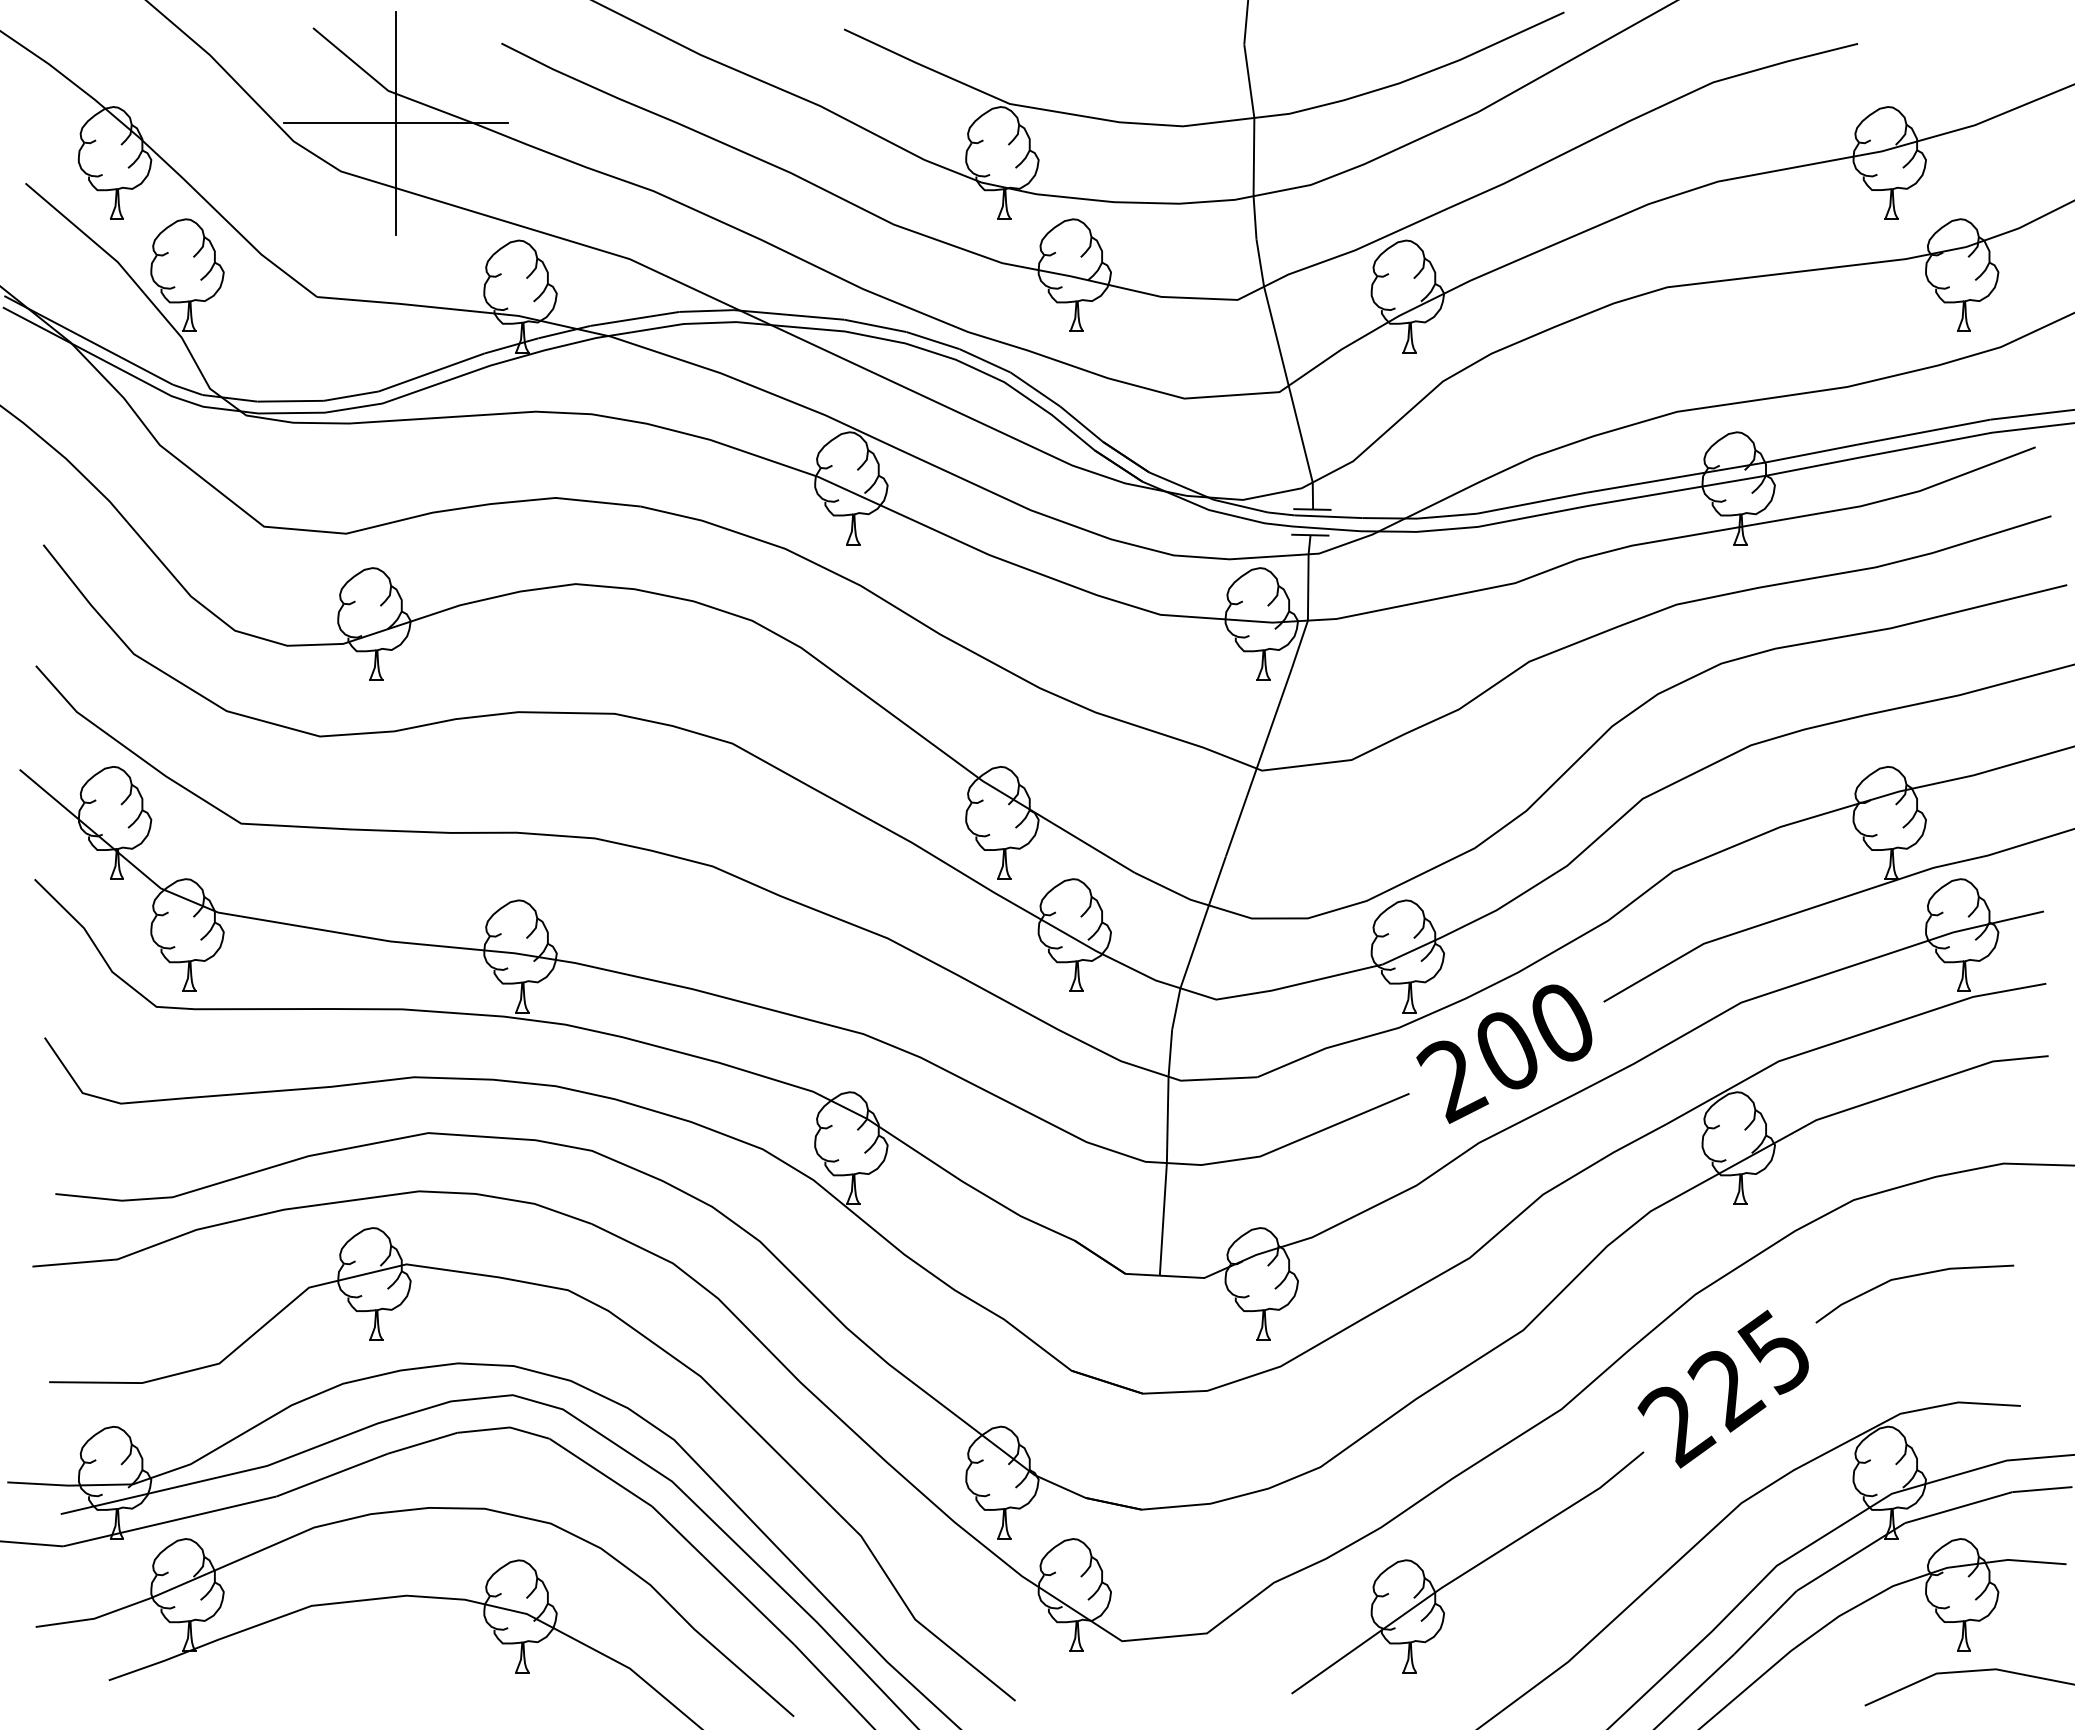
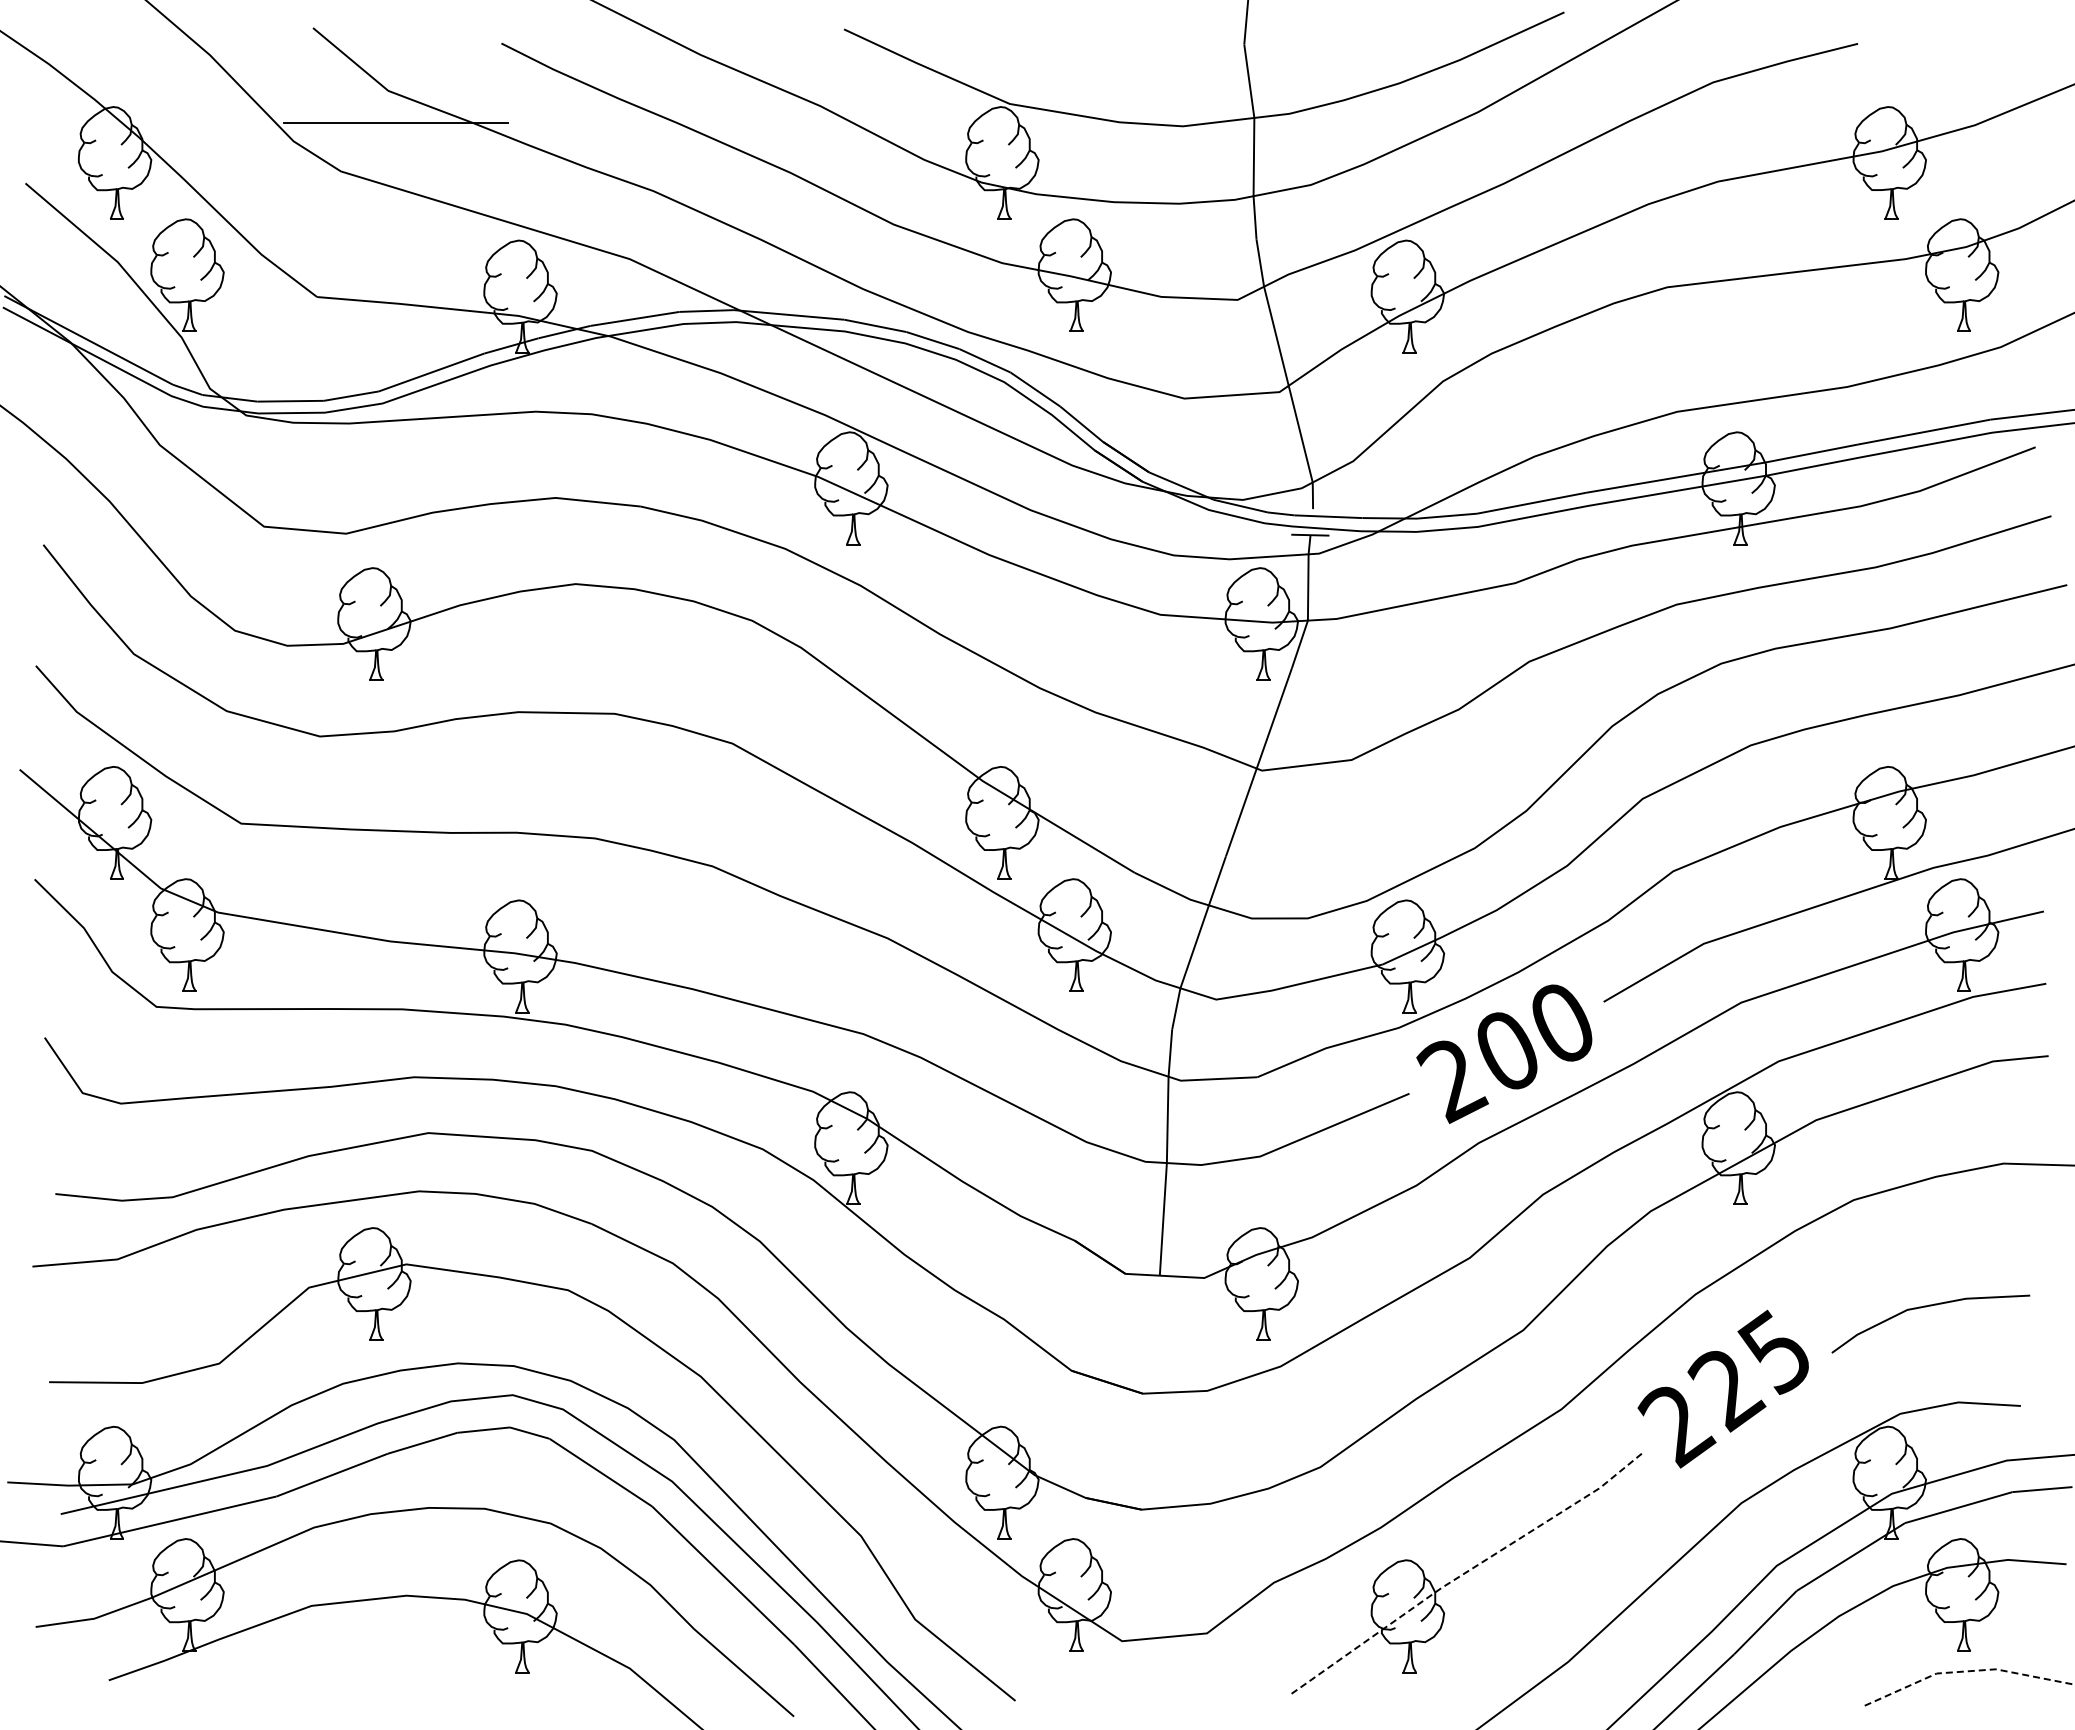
line: present -> none (395, 123)
line: present -> none (1312, 509)
line position: (1910, 1277) -> (1926, 1307) (1926, 1307)
line: solid -> dashed (1467, 1571)
line: solid -> dashed (1967, 1671)
